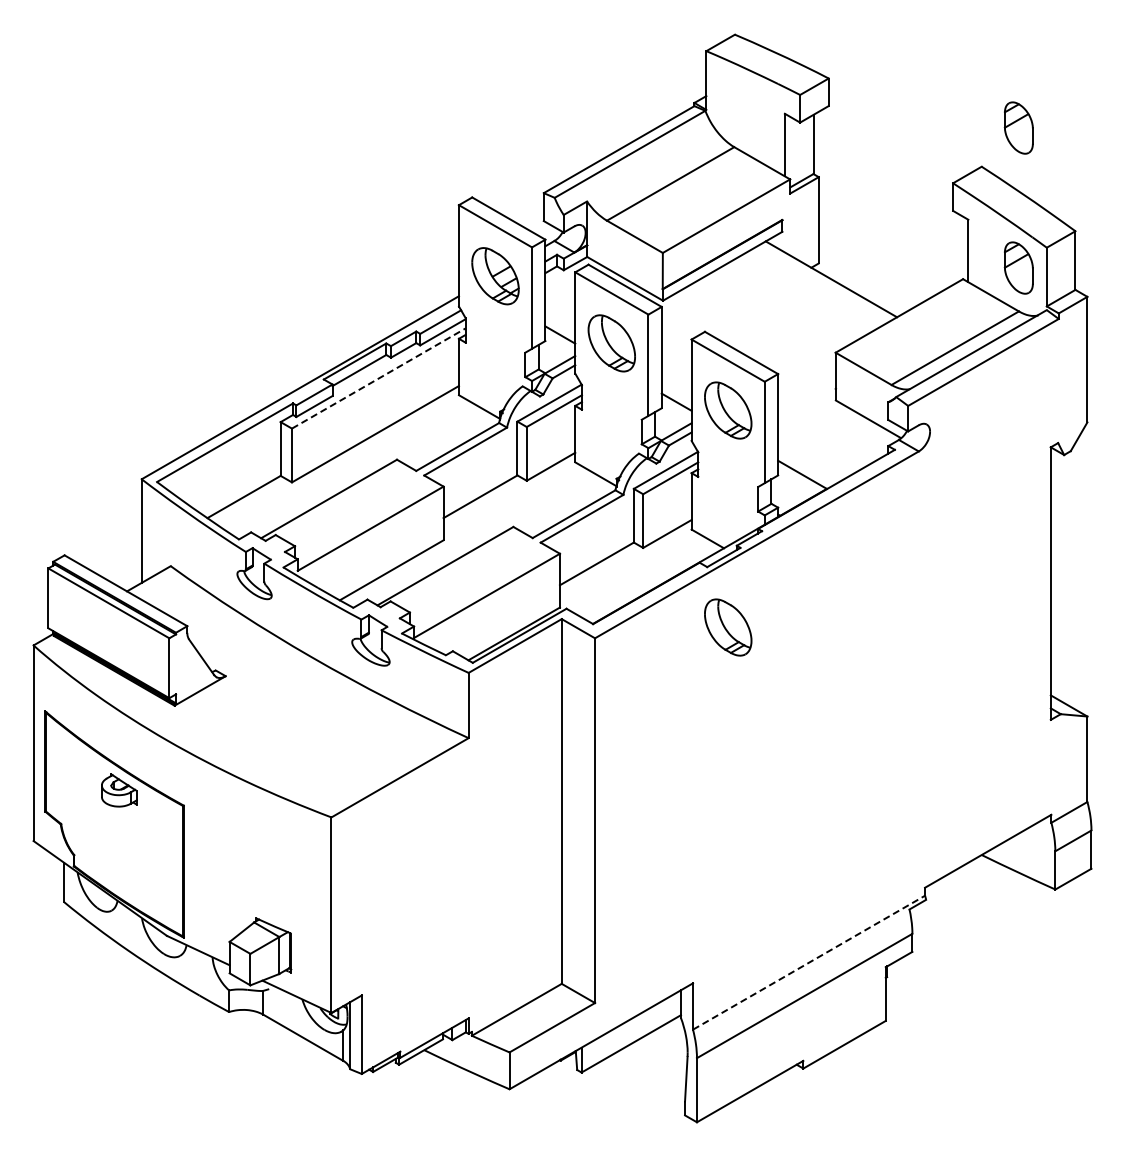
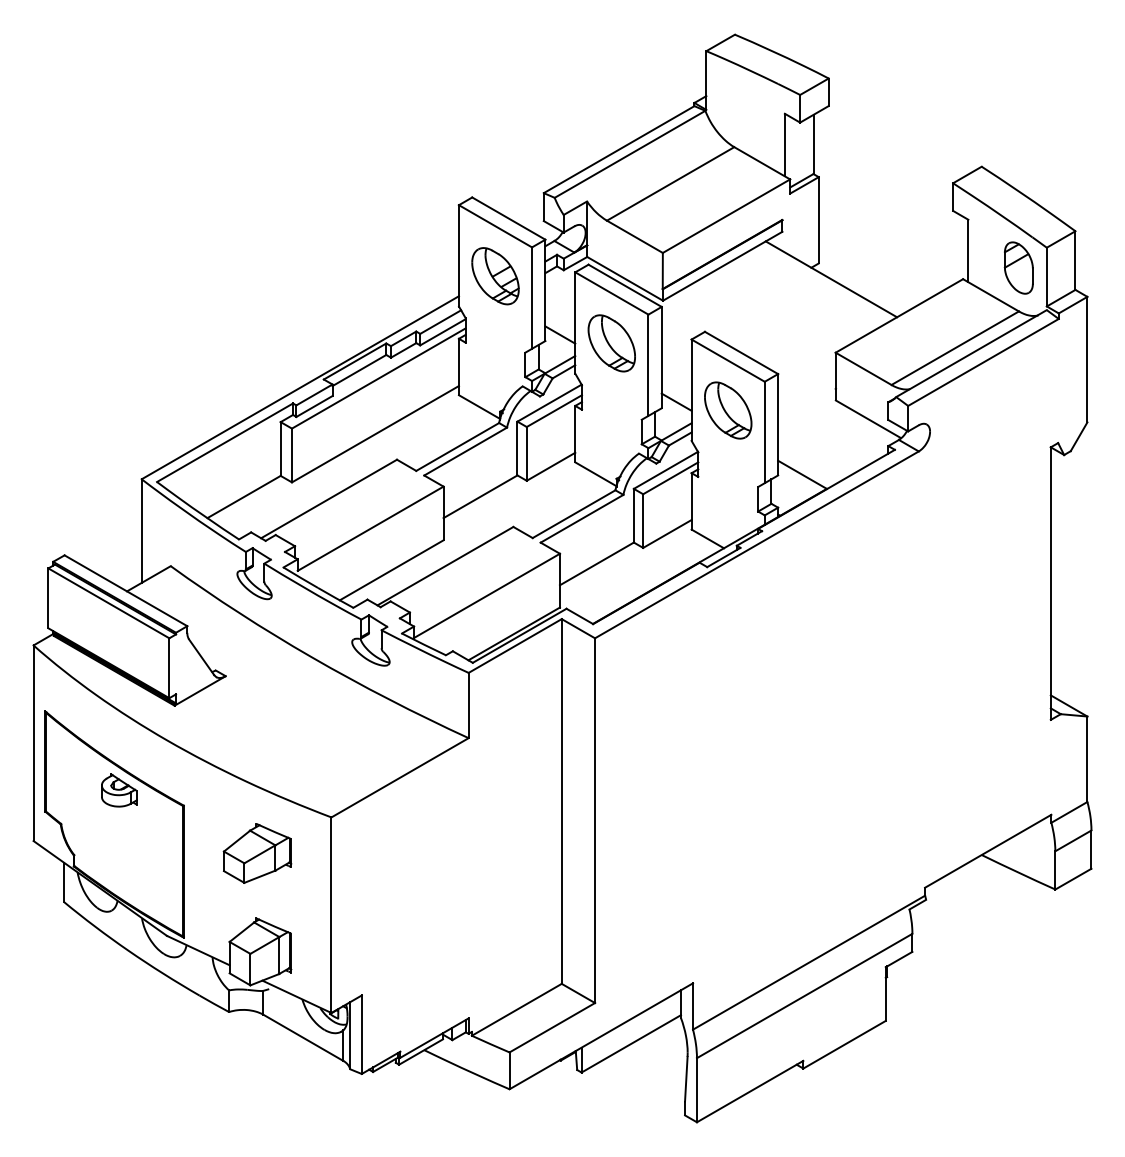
part: present -> none (1018, 127)
line: dashed -> solid (379, 378)
part: present -> none (728, 627)
part: none -> present (257, 853)
line: dashed -> solid (809, 962)
